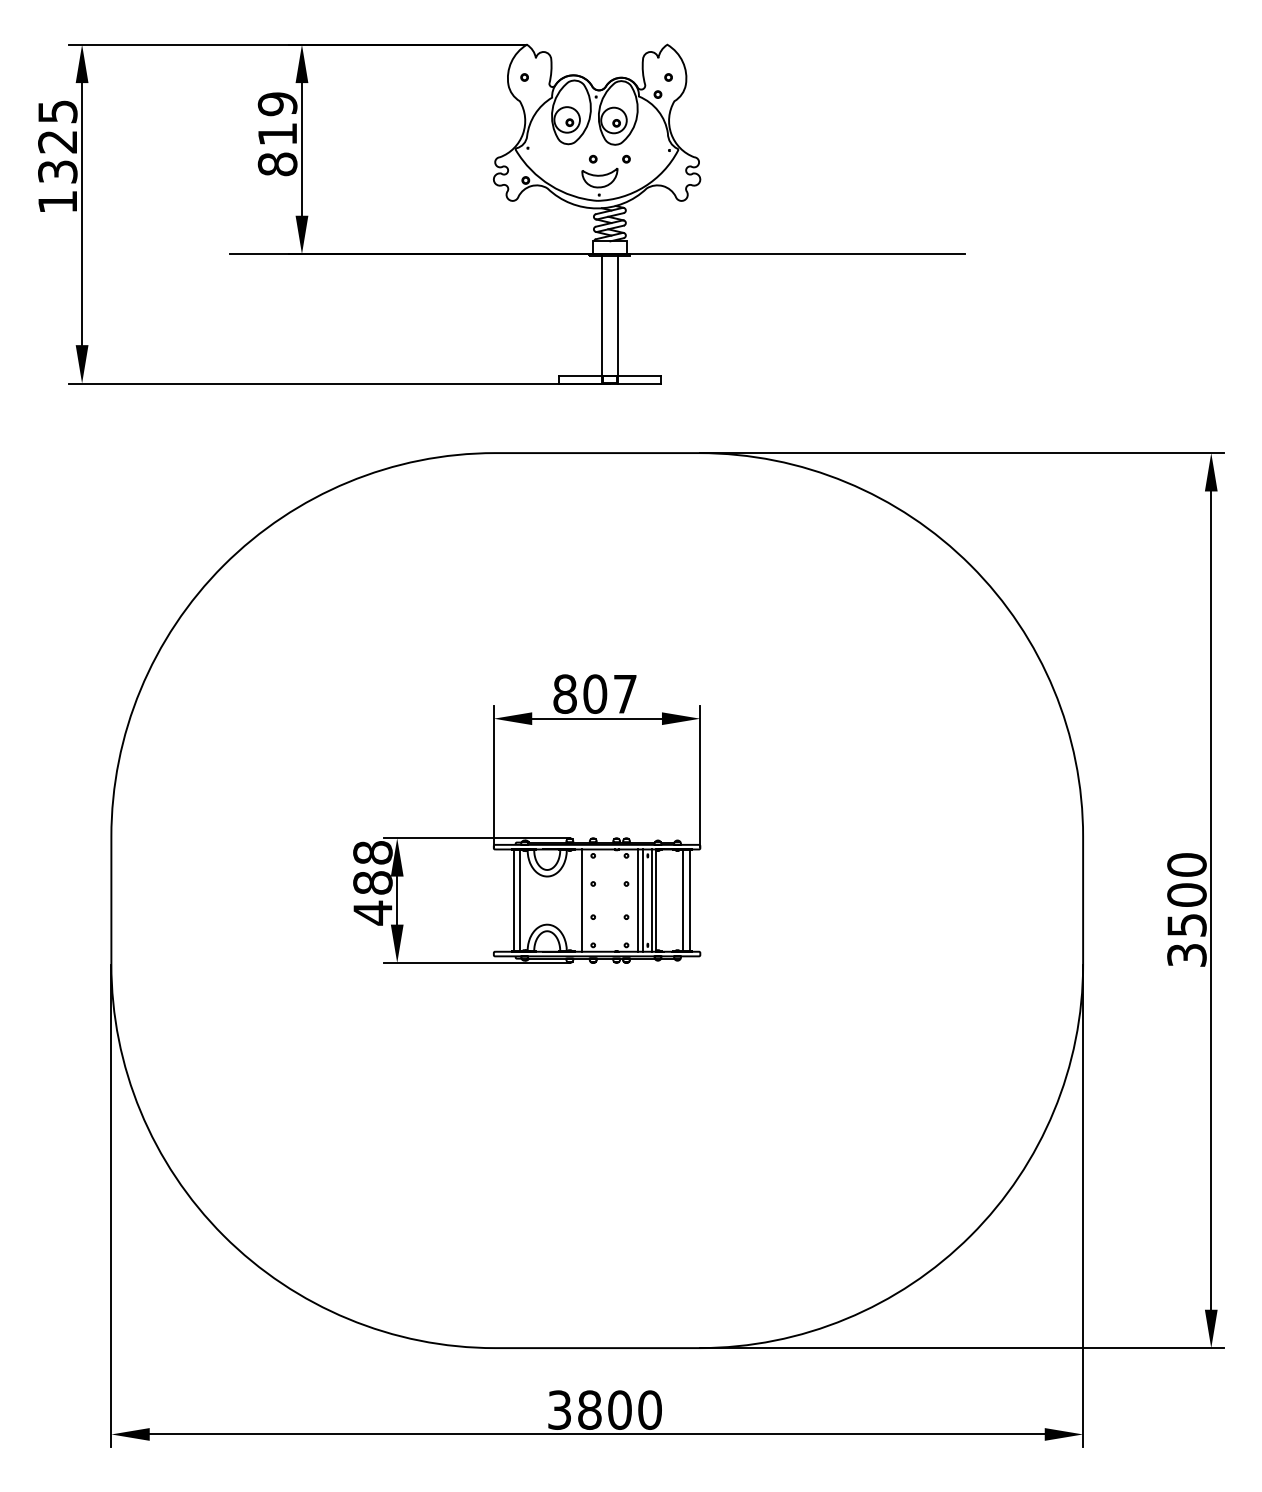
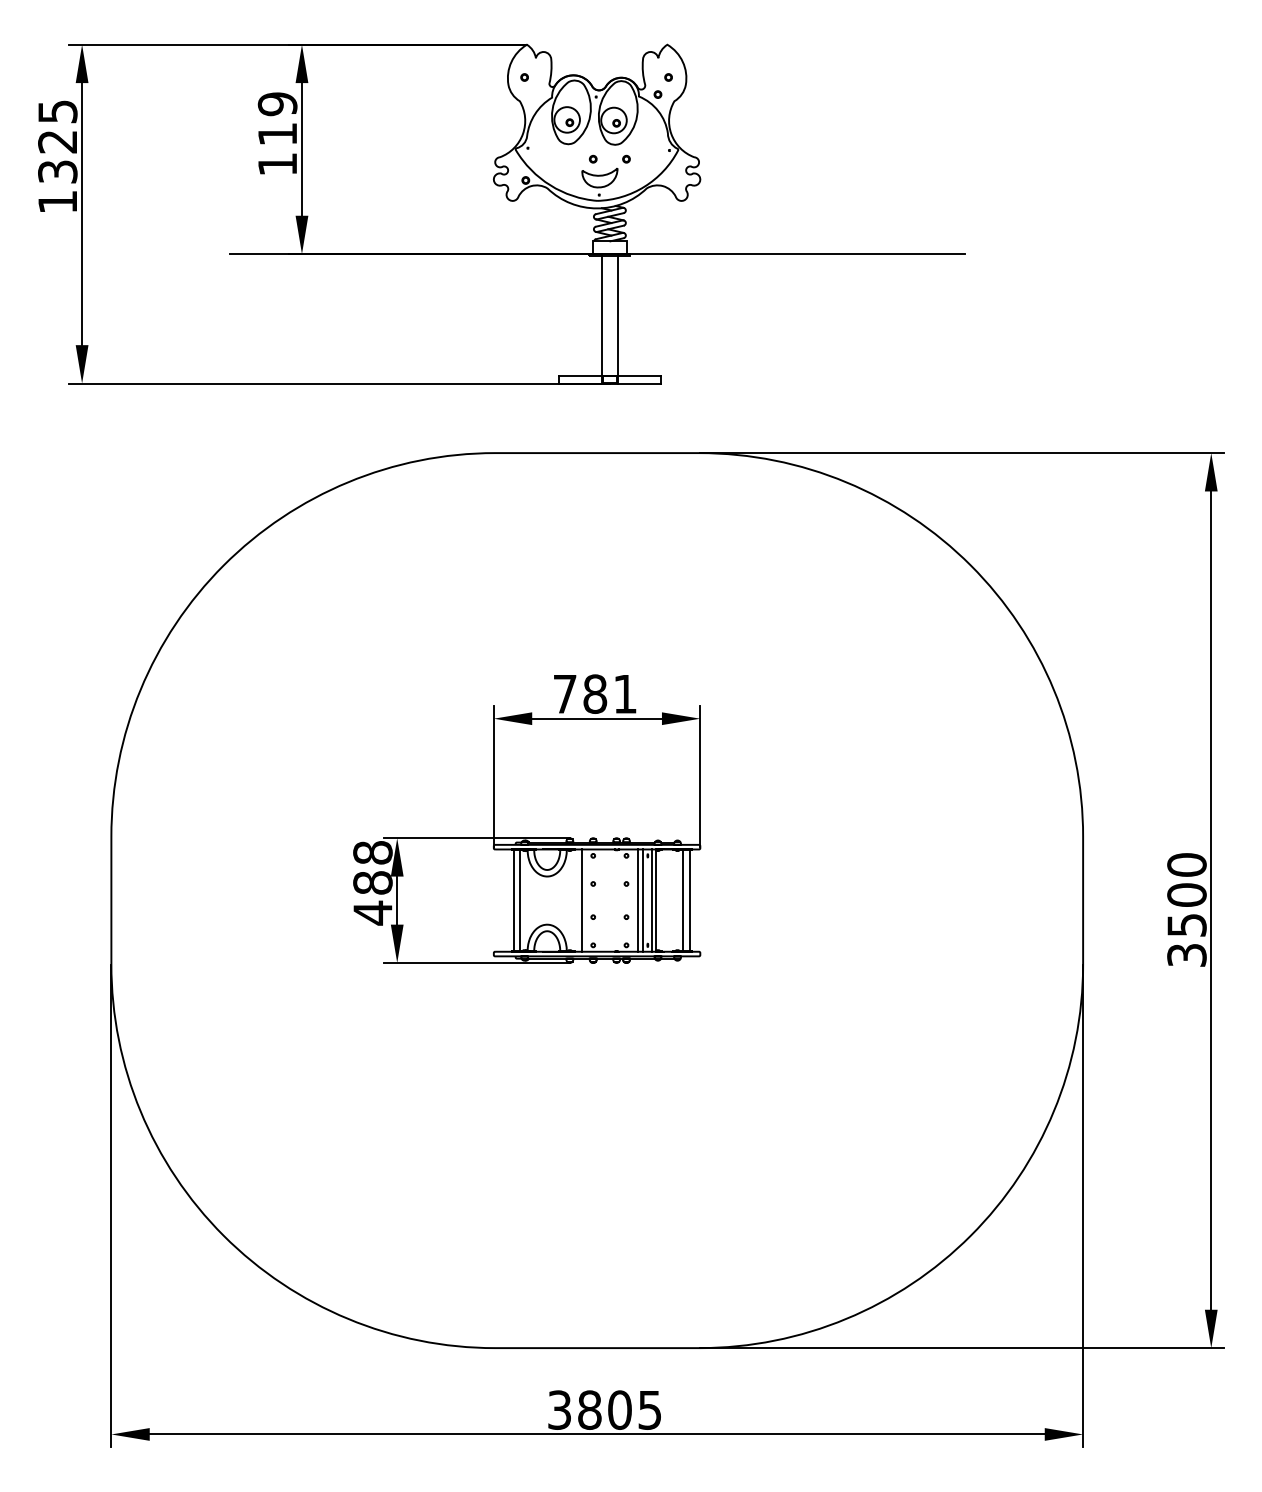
text: 819 -> 119 (277, 164)
text: 807 -> 781 (594, 693)
text: 3800 -> 3805 (649, 1409)
